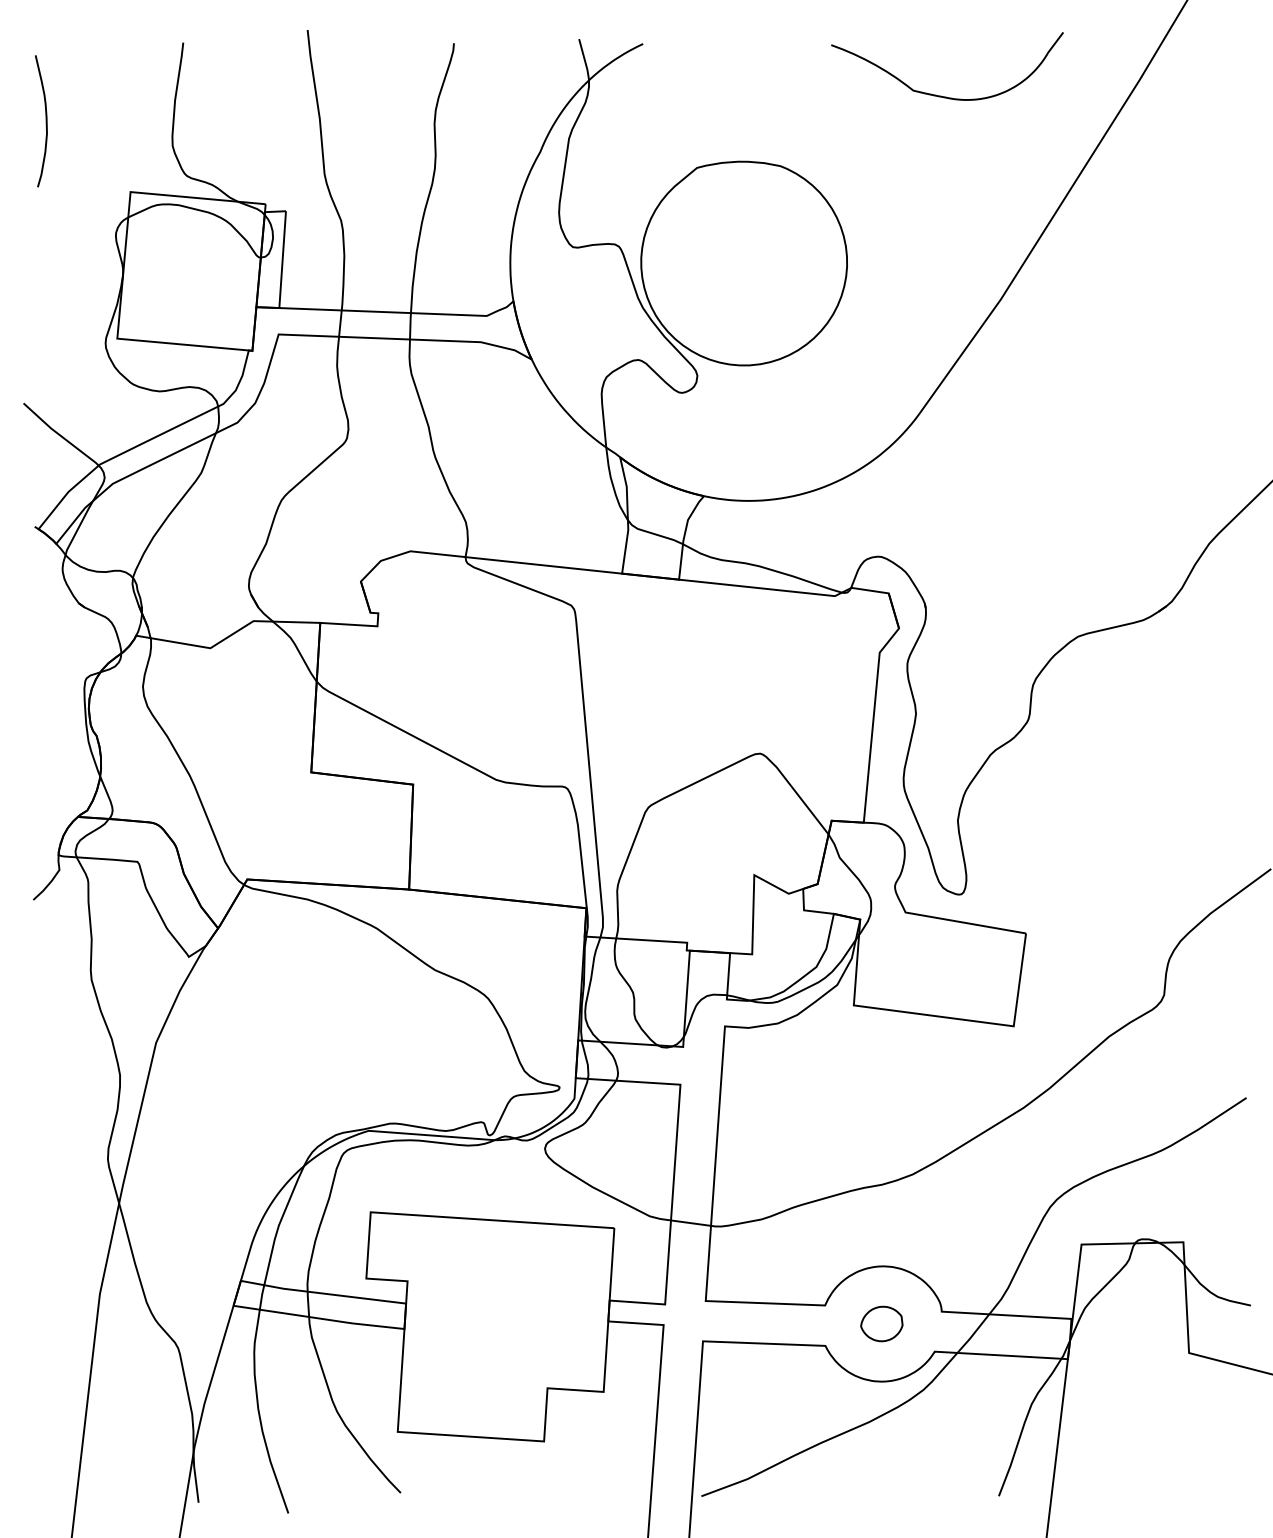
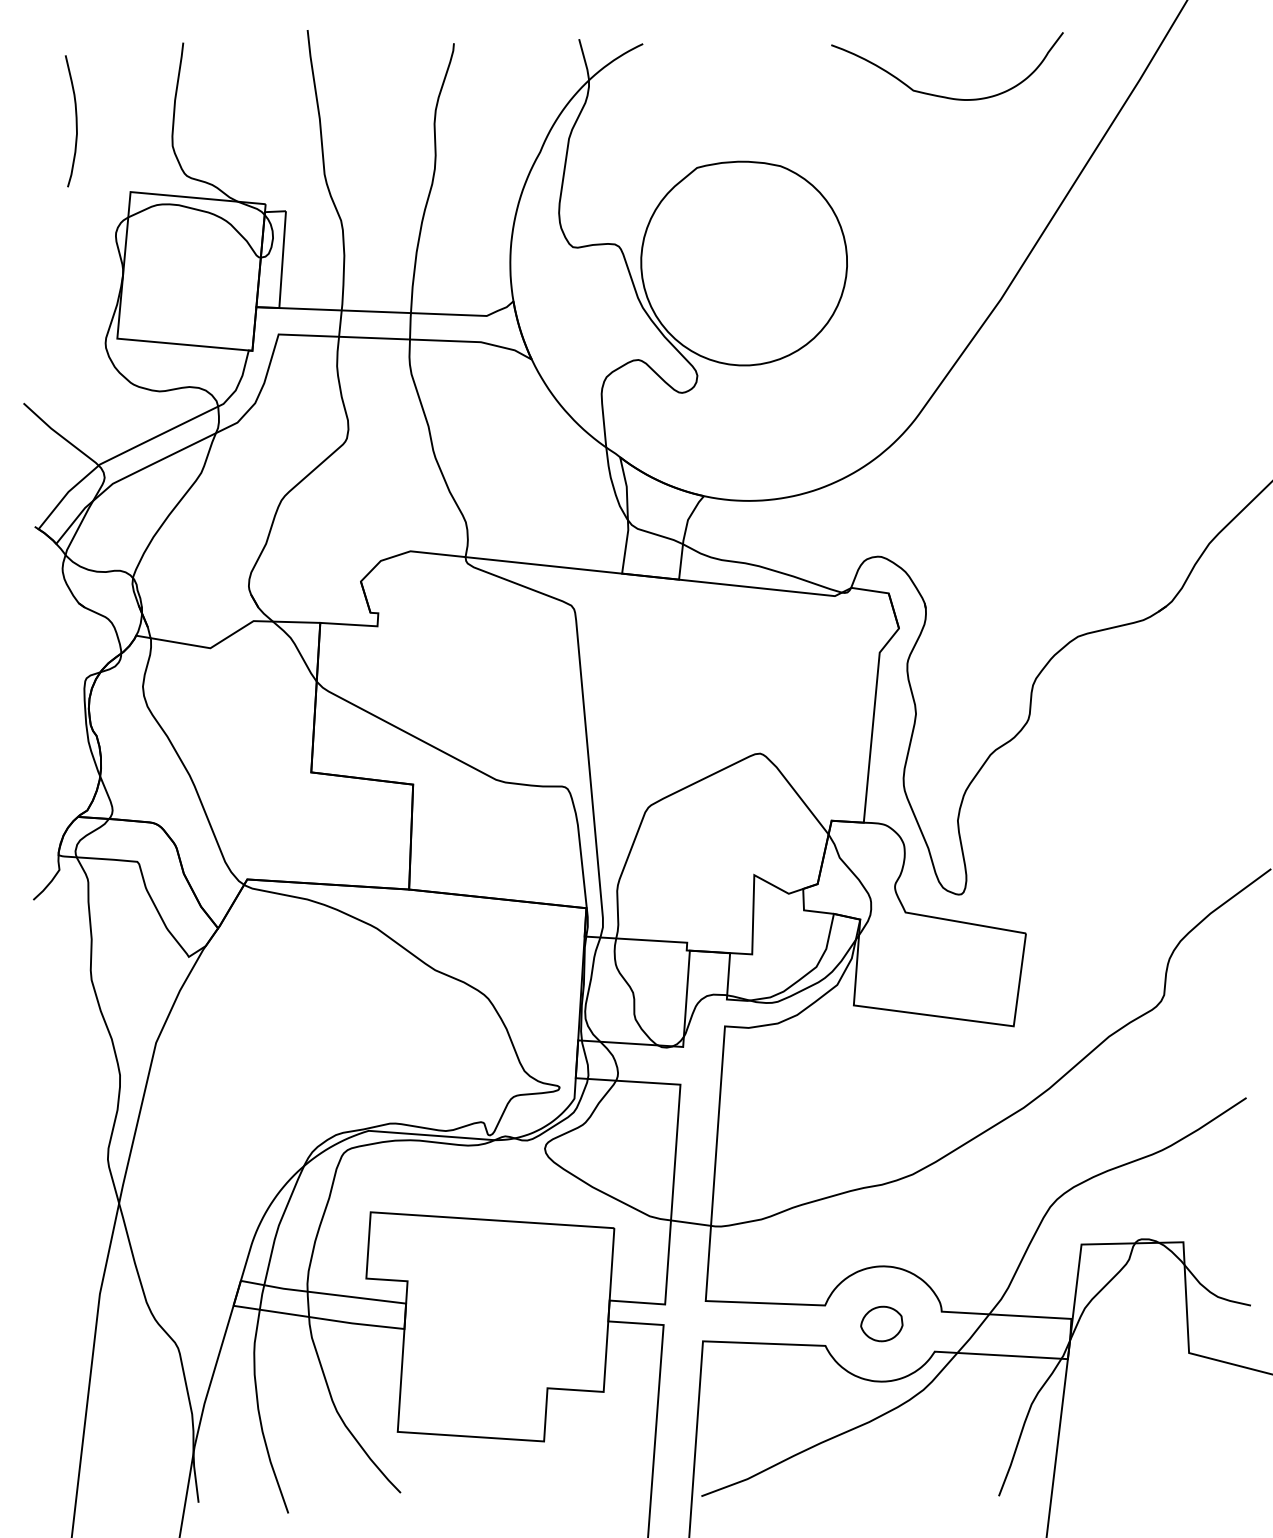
curve position: (45, 121) -> (75, 121) (75, 121)
